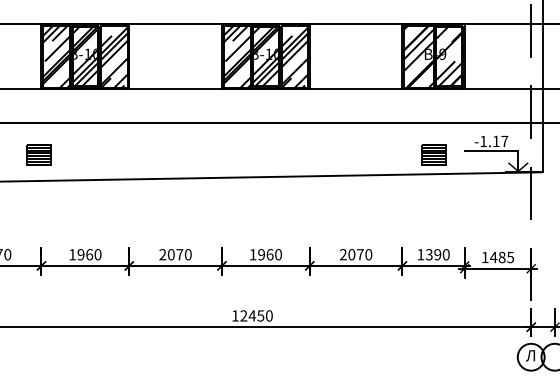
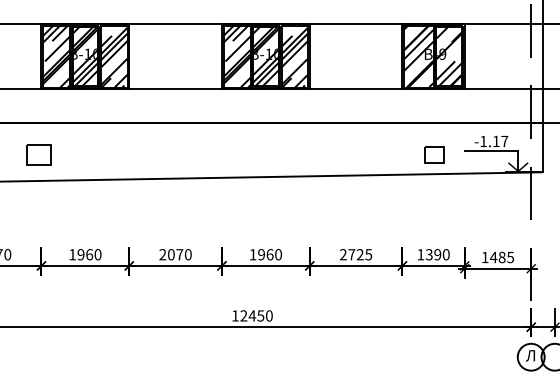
hatch: present -> none (38, 154)
part size: 26x22 px -> 21x18 px (434, 154)
text: 2070 -> 2725 (360, 254)
